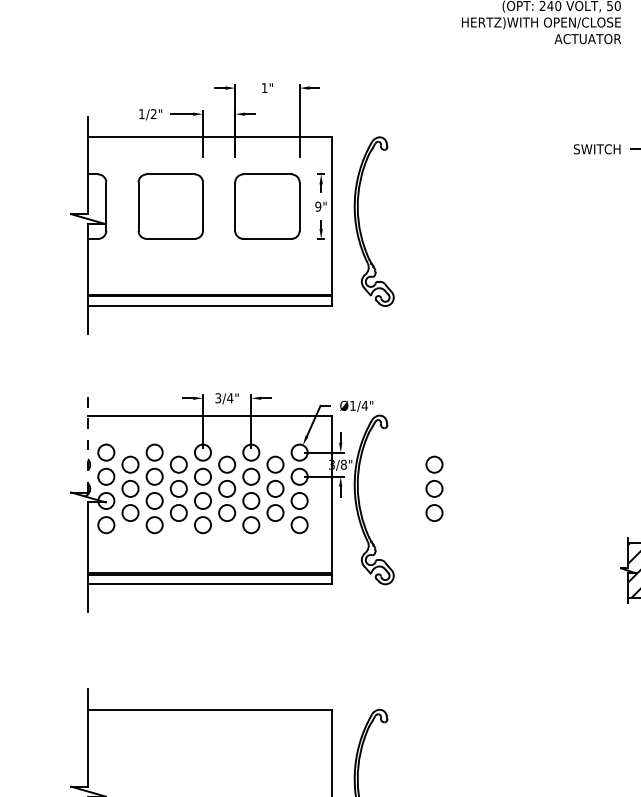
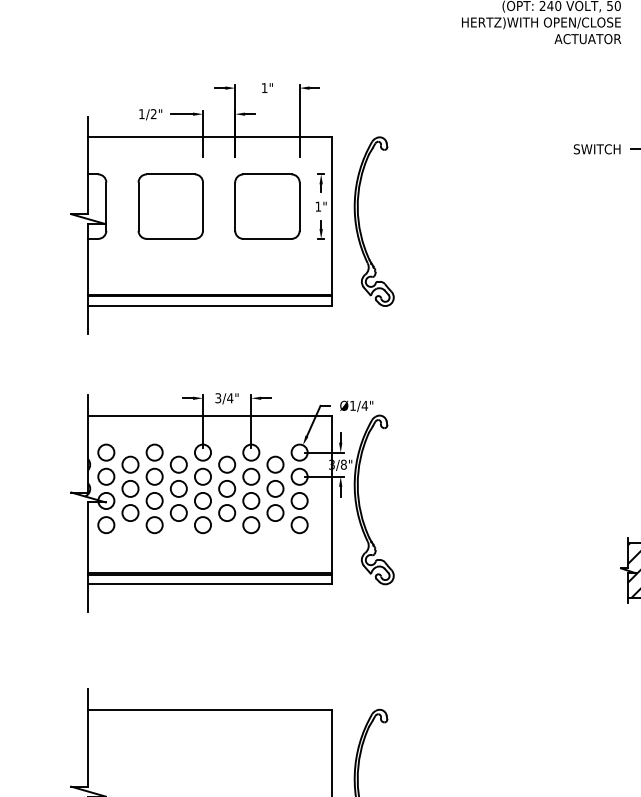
text: 9" -> 1" (318, 206)
line: dashed -> solid (88, 443)
part: present -> none (434, 488)
